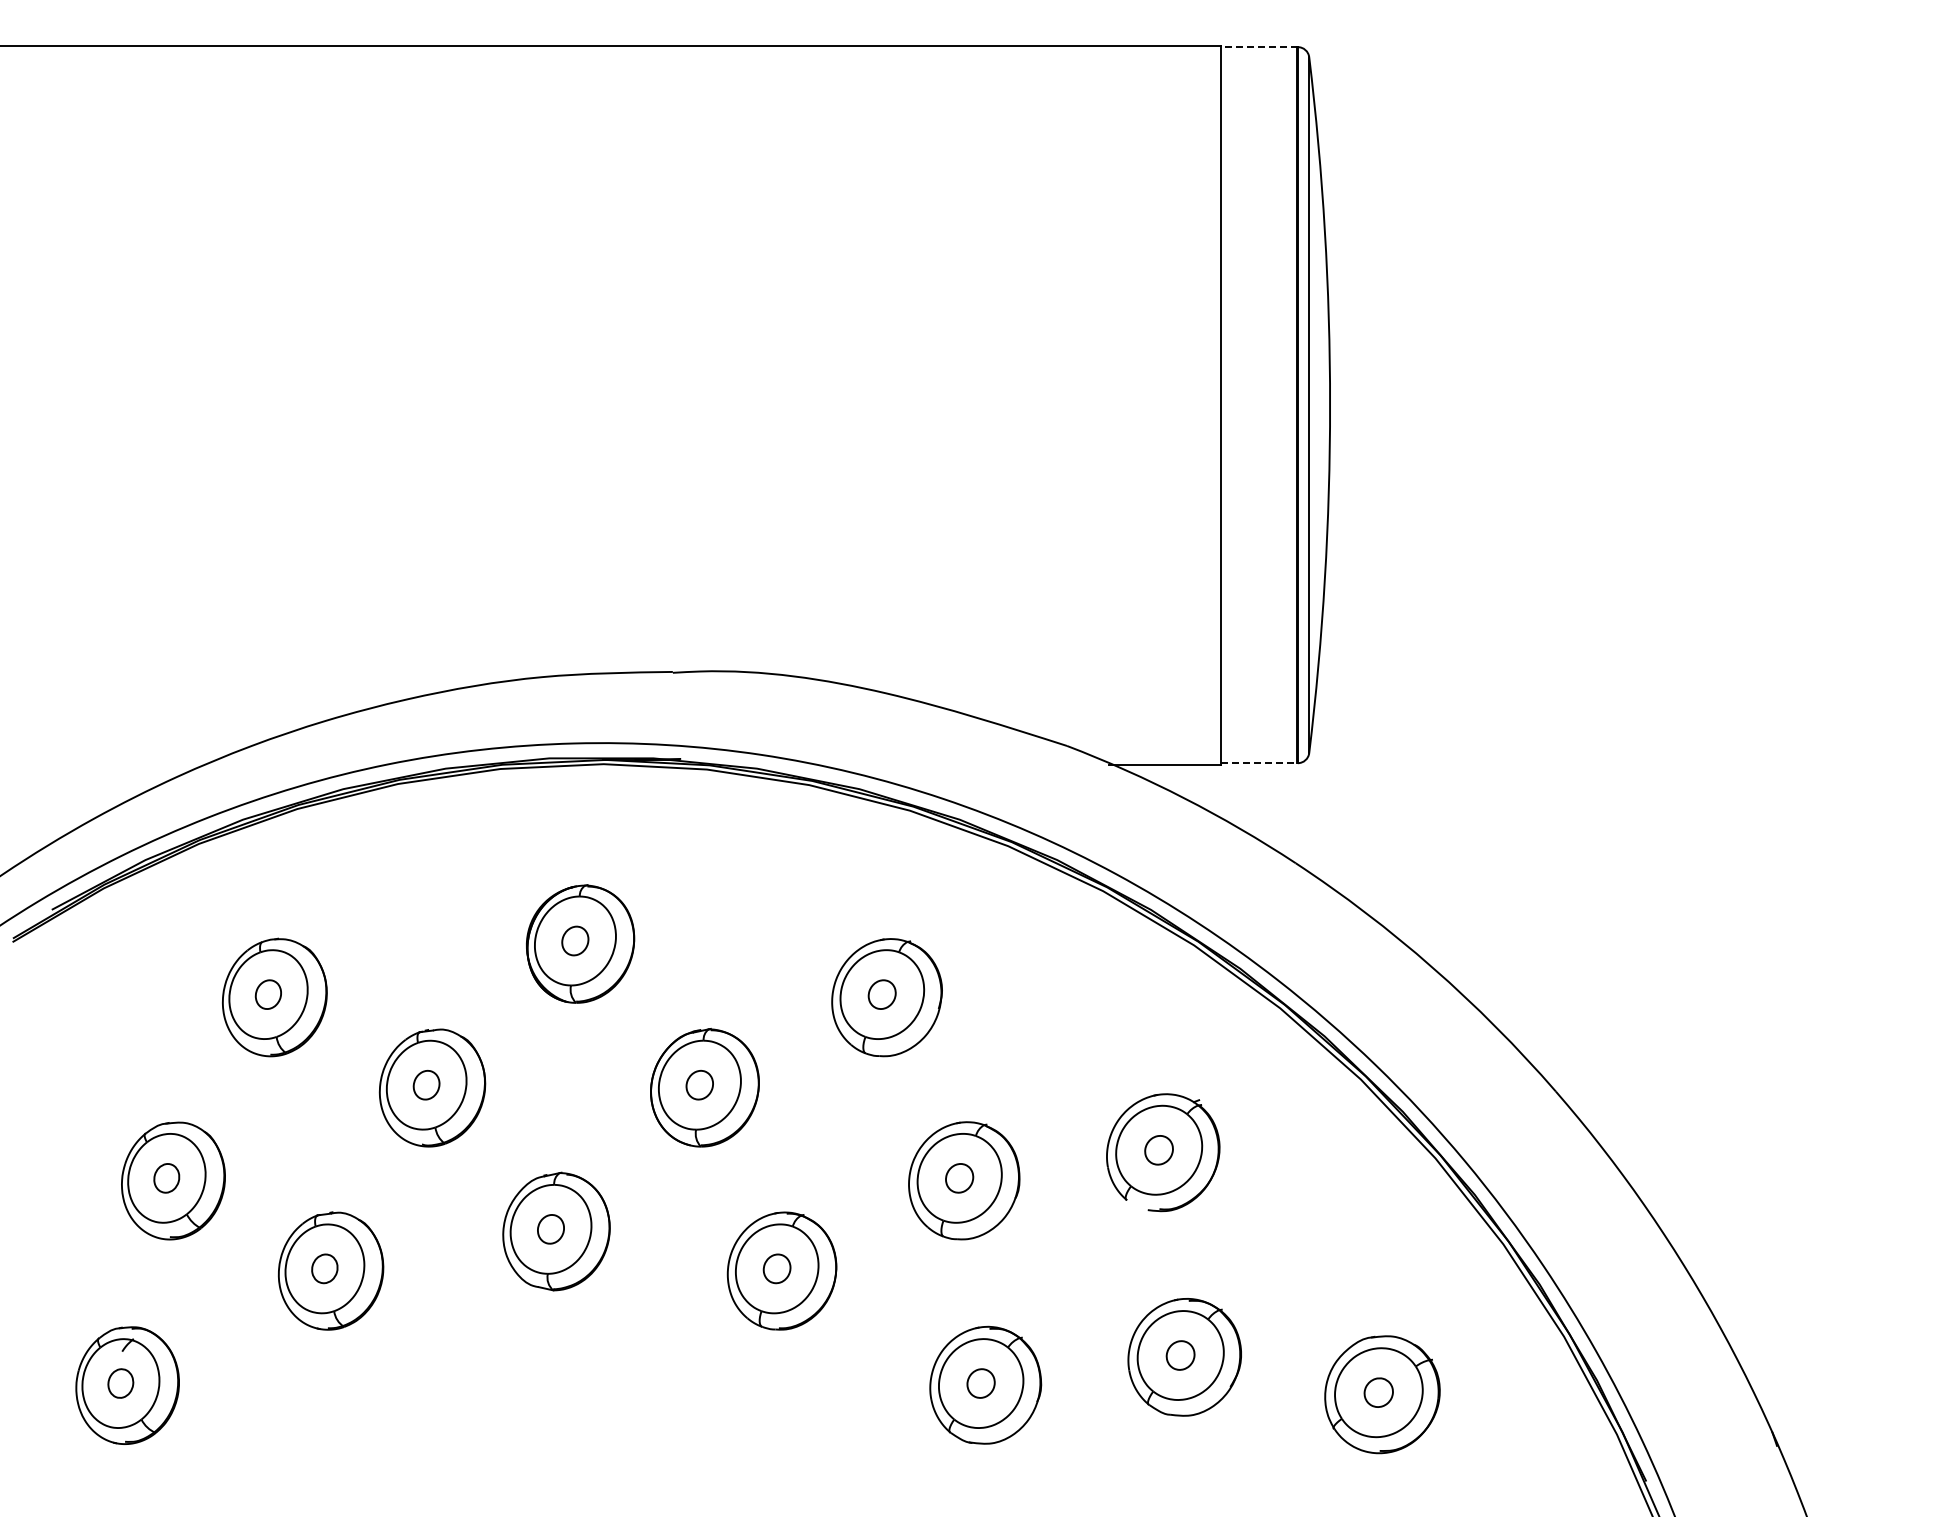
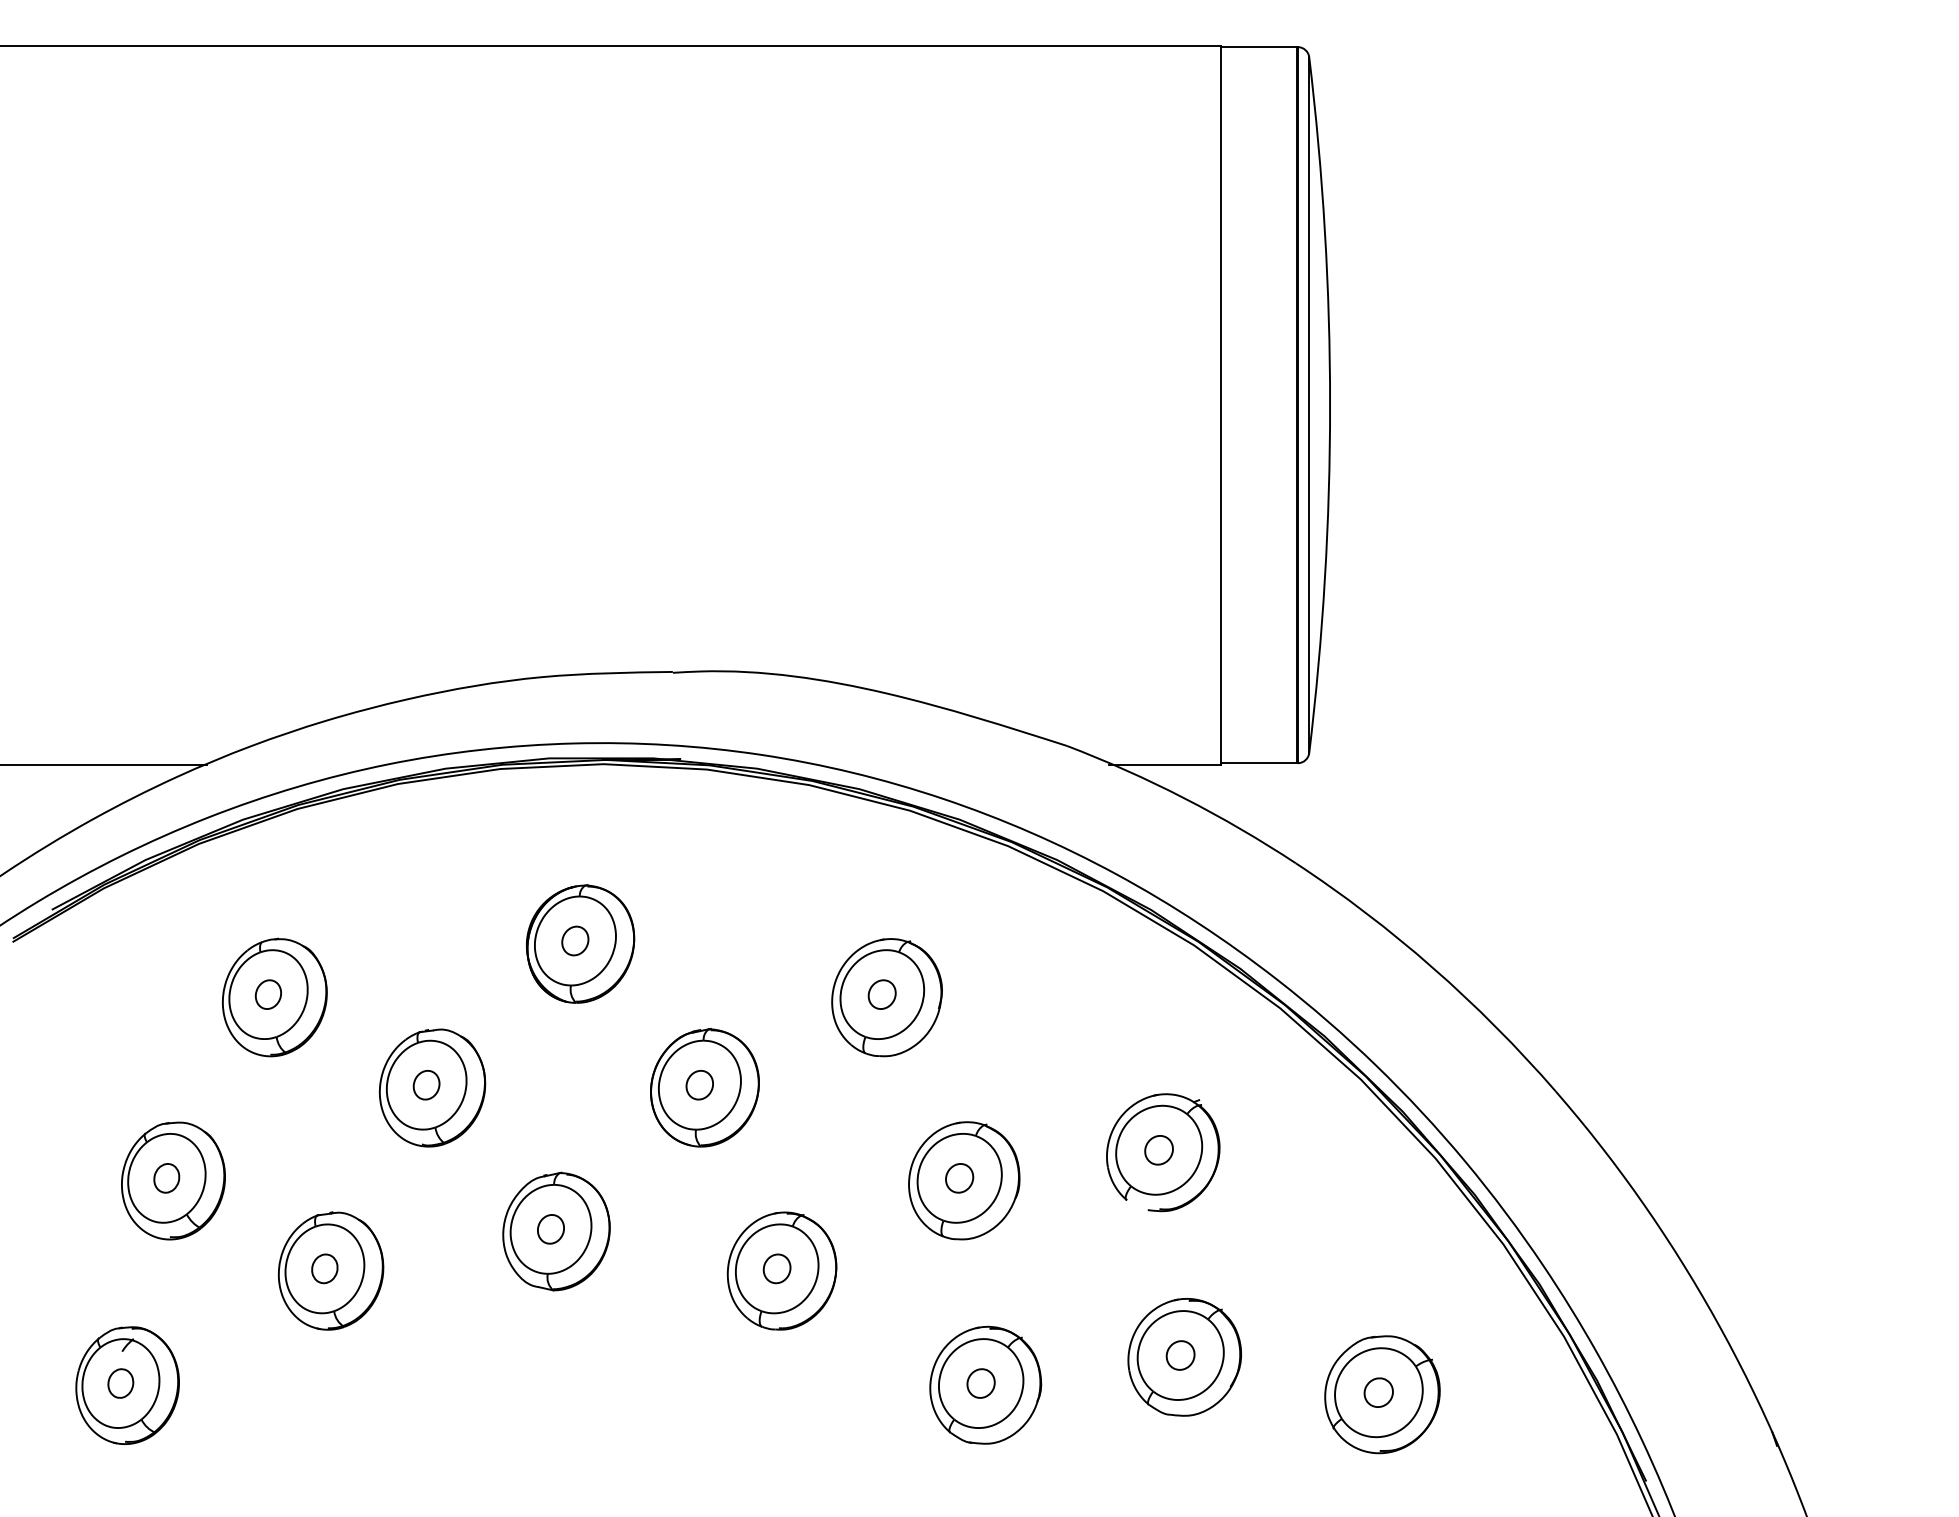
line: dashed -> solid (1258, 47)
line: dashed -> solid (1259, 763)
line: none -> present (104, 764)
